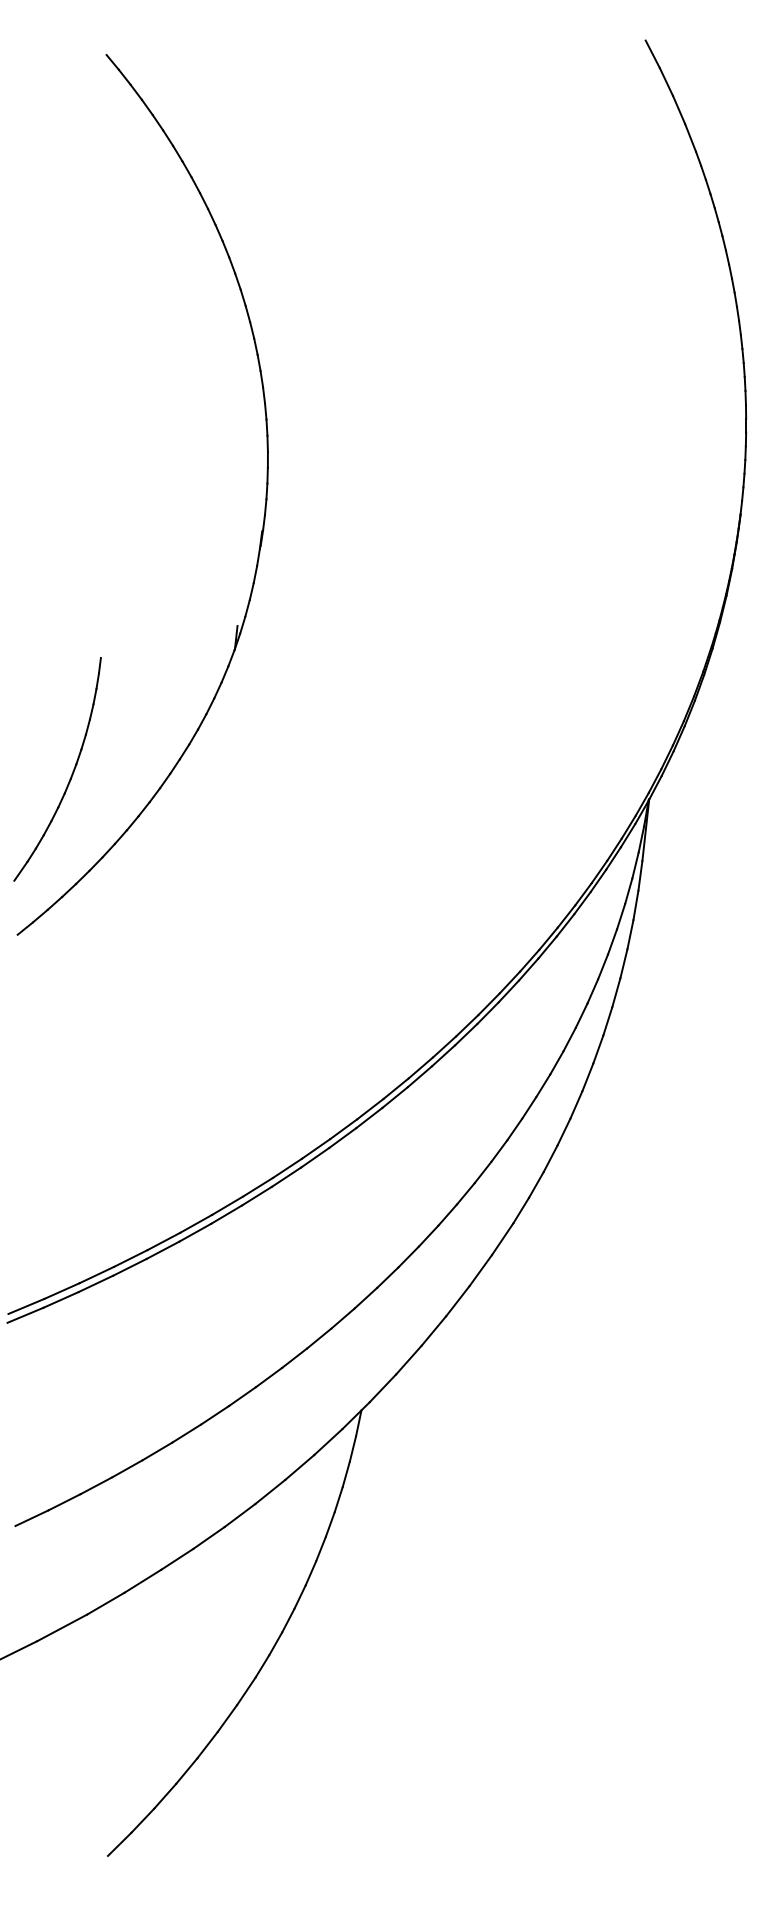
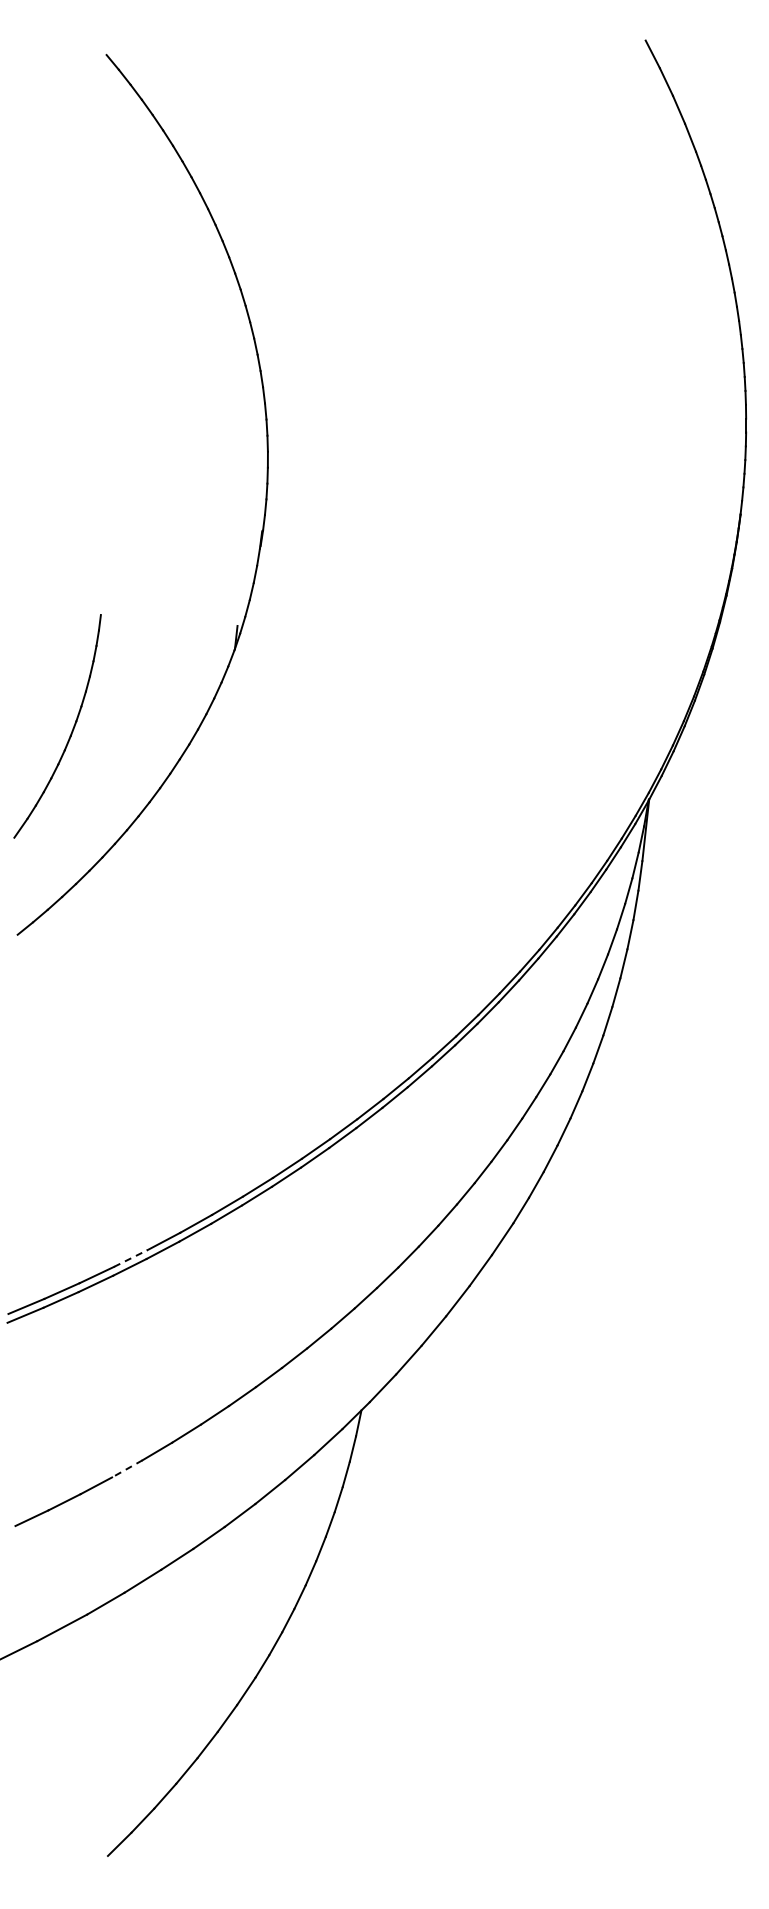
part position: (71, 773) -> (71, 730) (71, 730)
line: solid -> dashed (130, 1258)
line: solid -> dashed (127, 1468)
